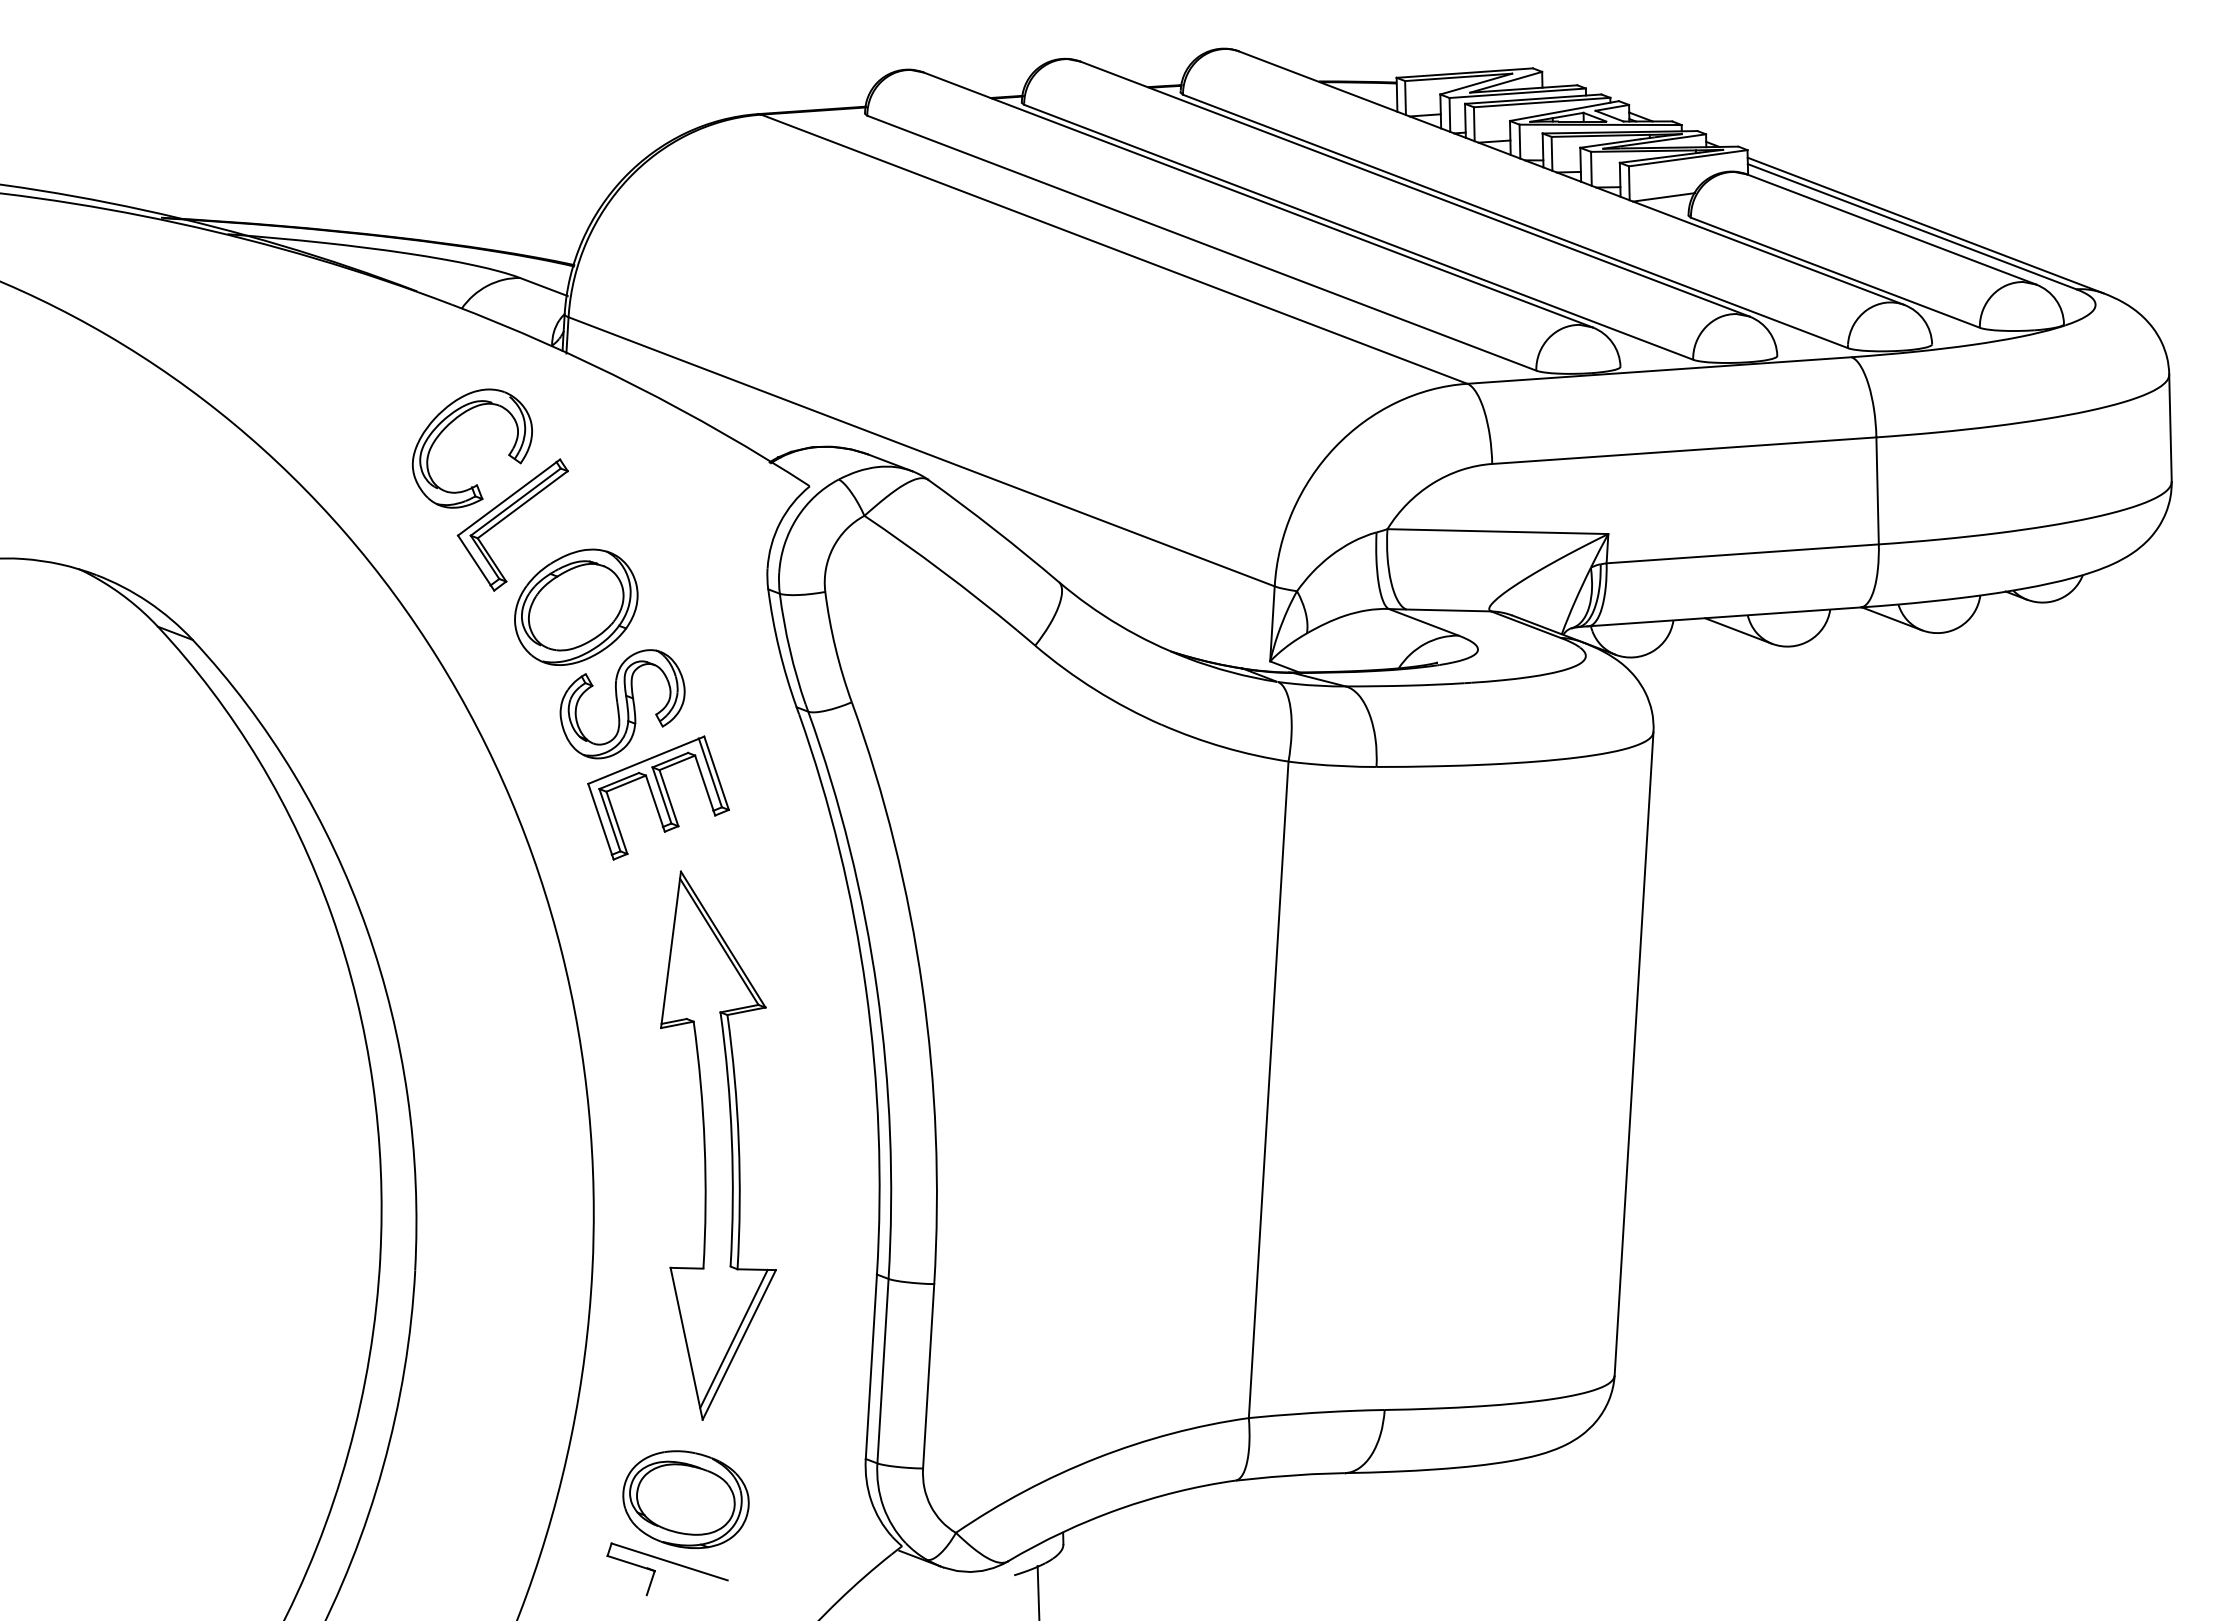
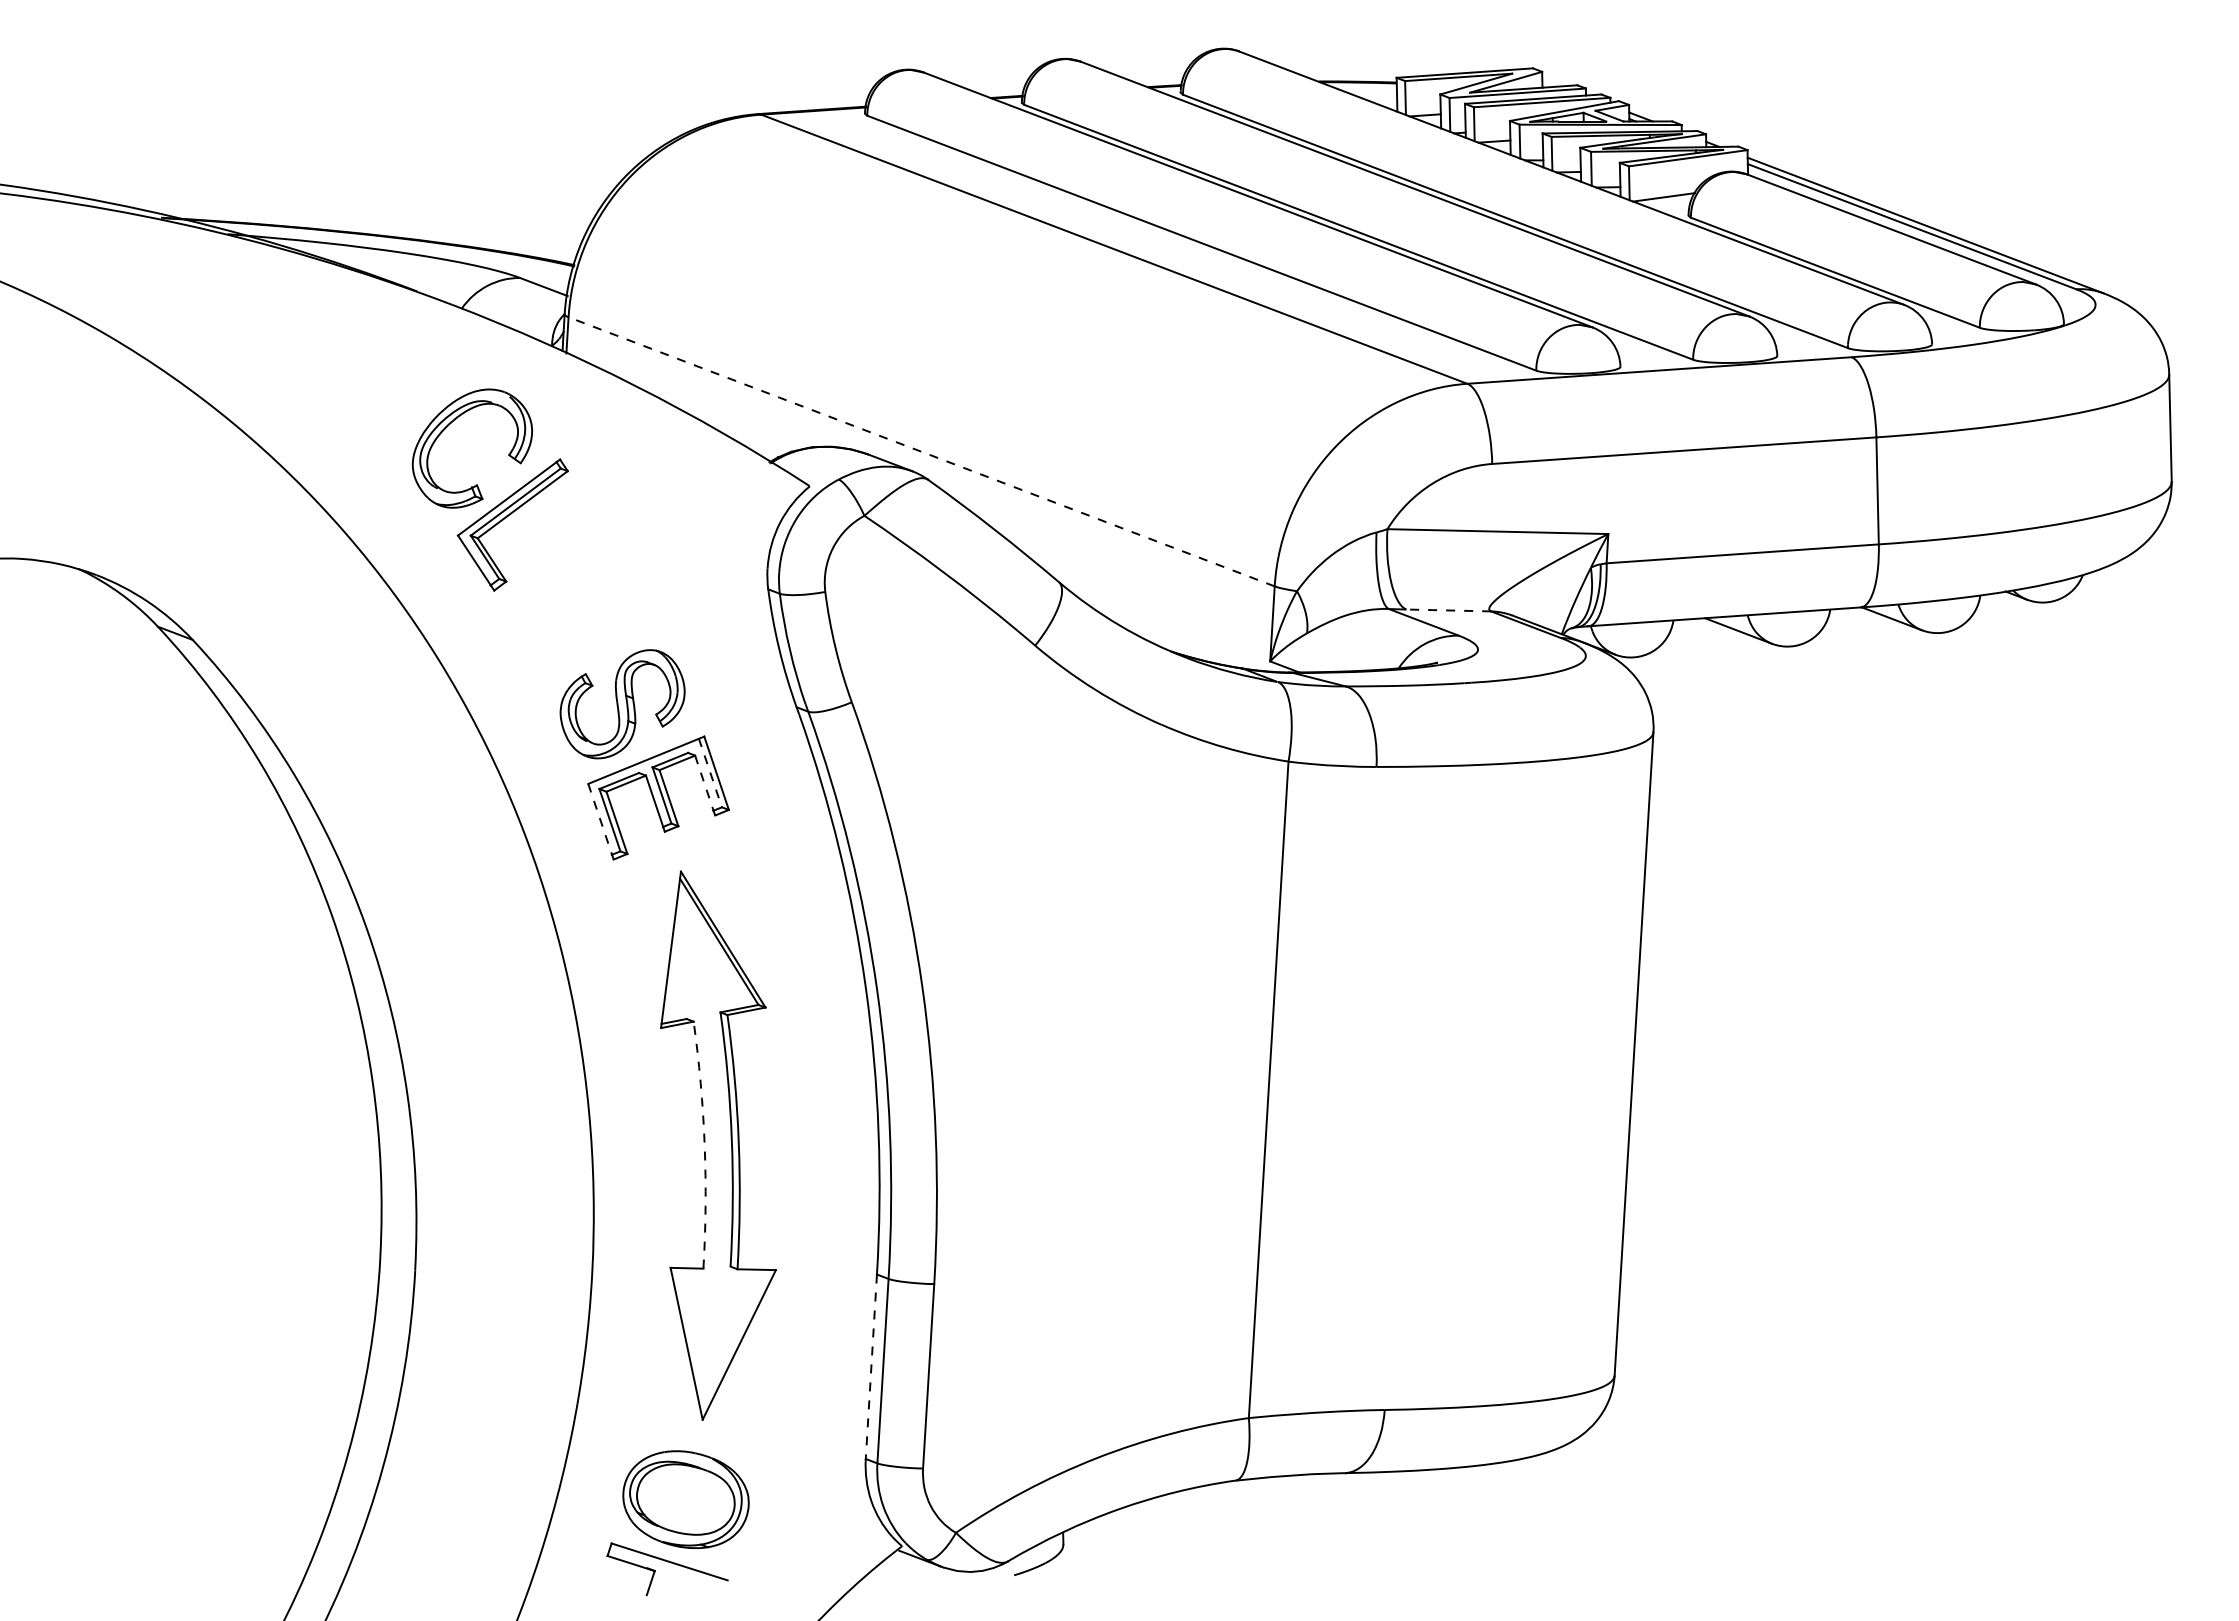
line: solid -> dashed (921, 451)
part: present -> none (576, 606)
line: solid -> dashed (1448, 610)
line: solid -> dashed (710, 773)
line: solid -> dashed (705, 785)
line: solid -> dashed (600, 821)
arc: solid -> dashed (704, 1144)
line: present -> none (733, 1338)
line: solid -> dashed (871, 1367)
line: present -> none (1038, 1591)
